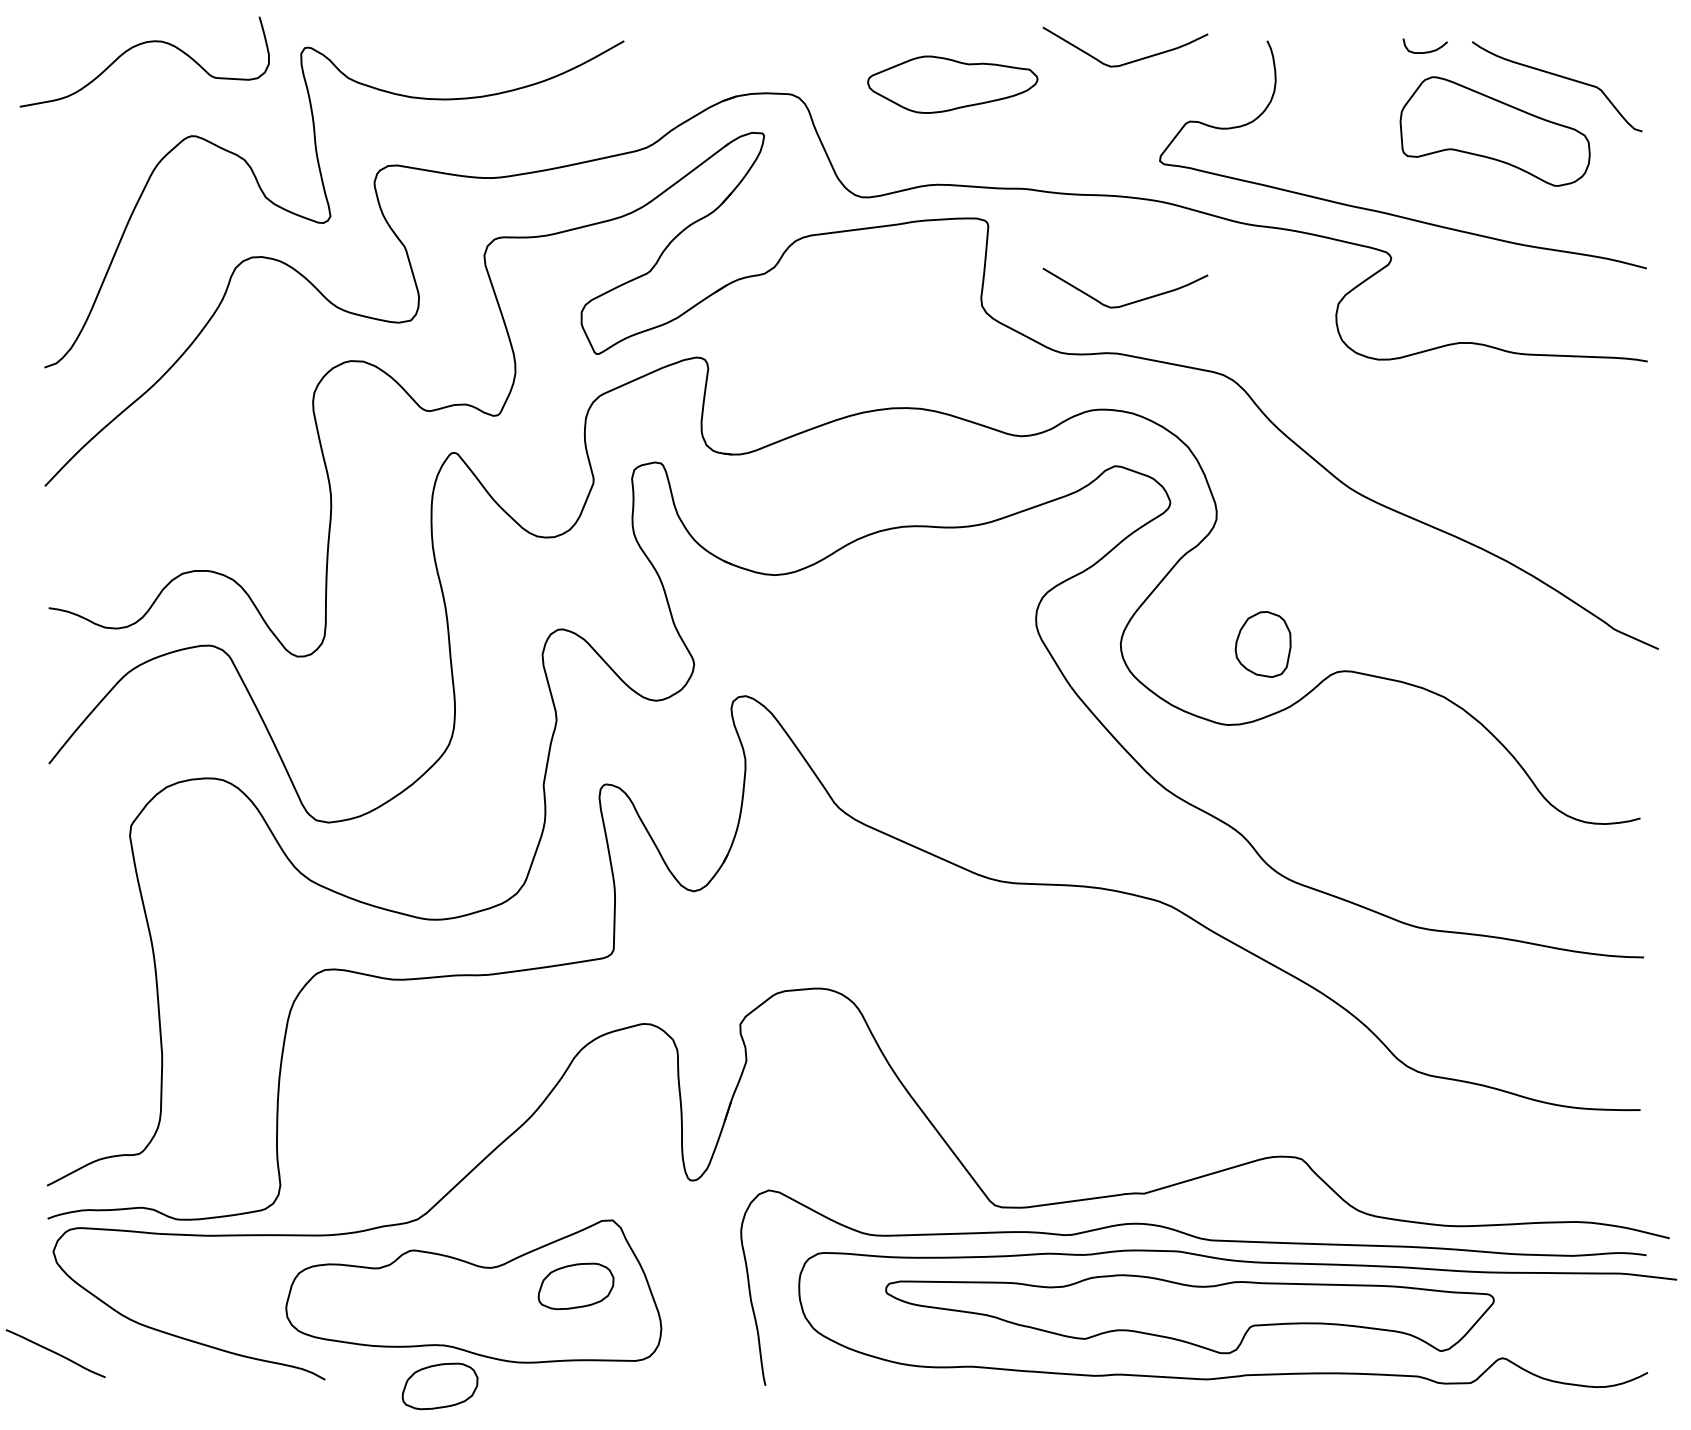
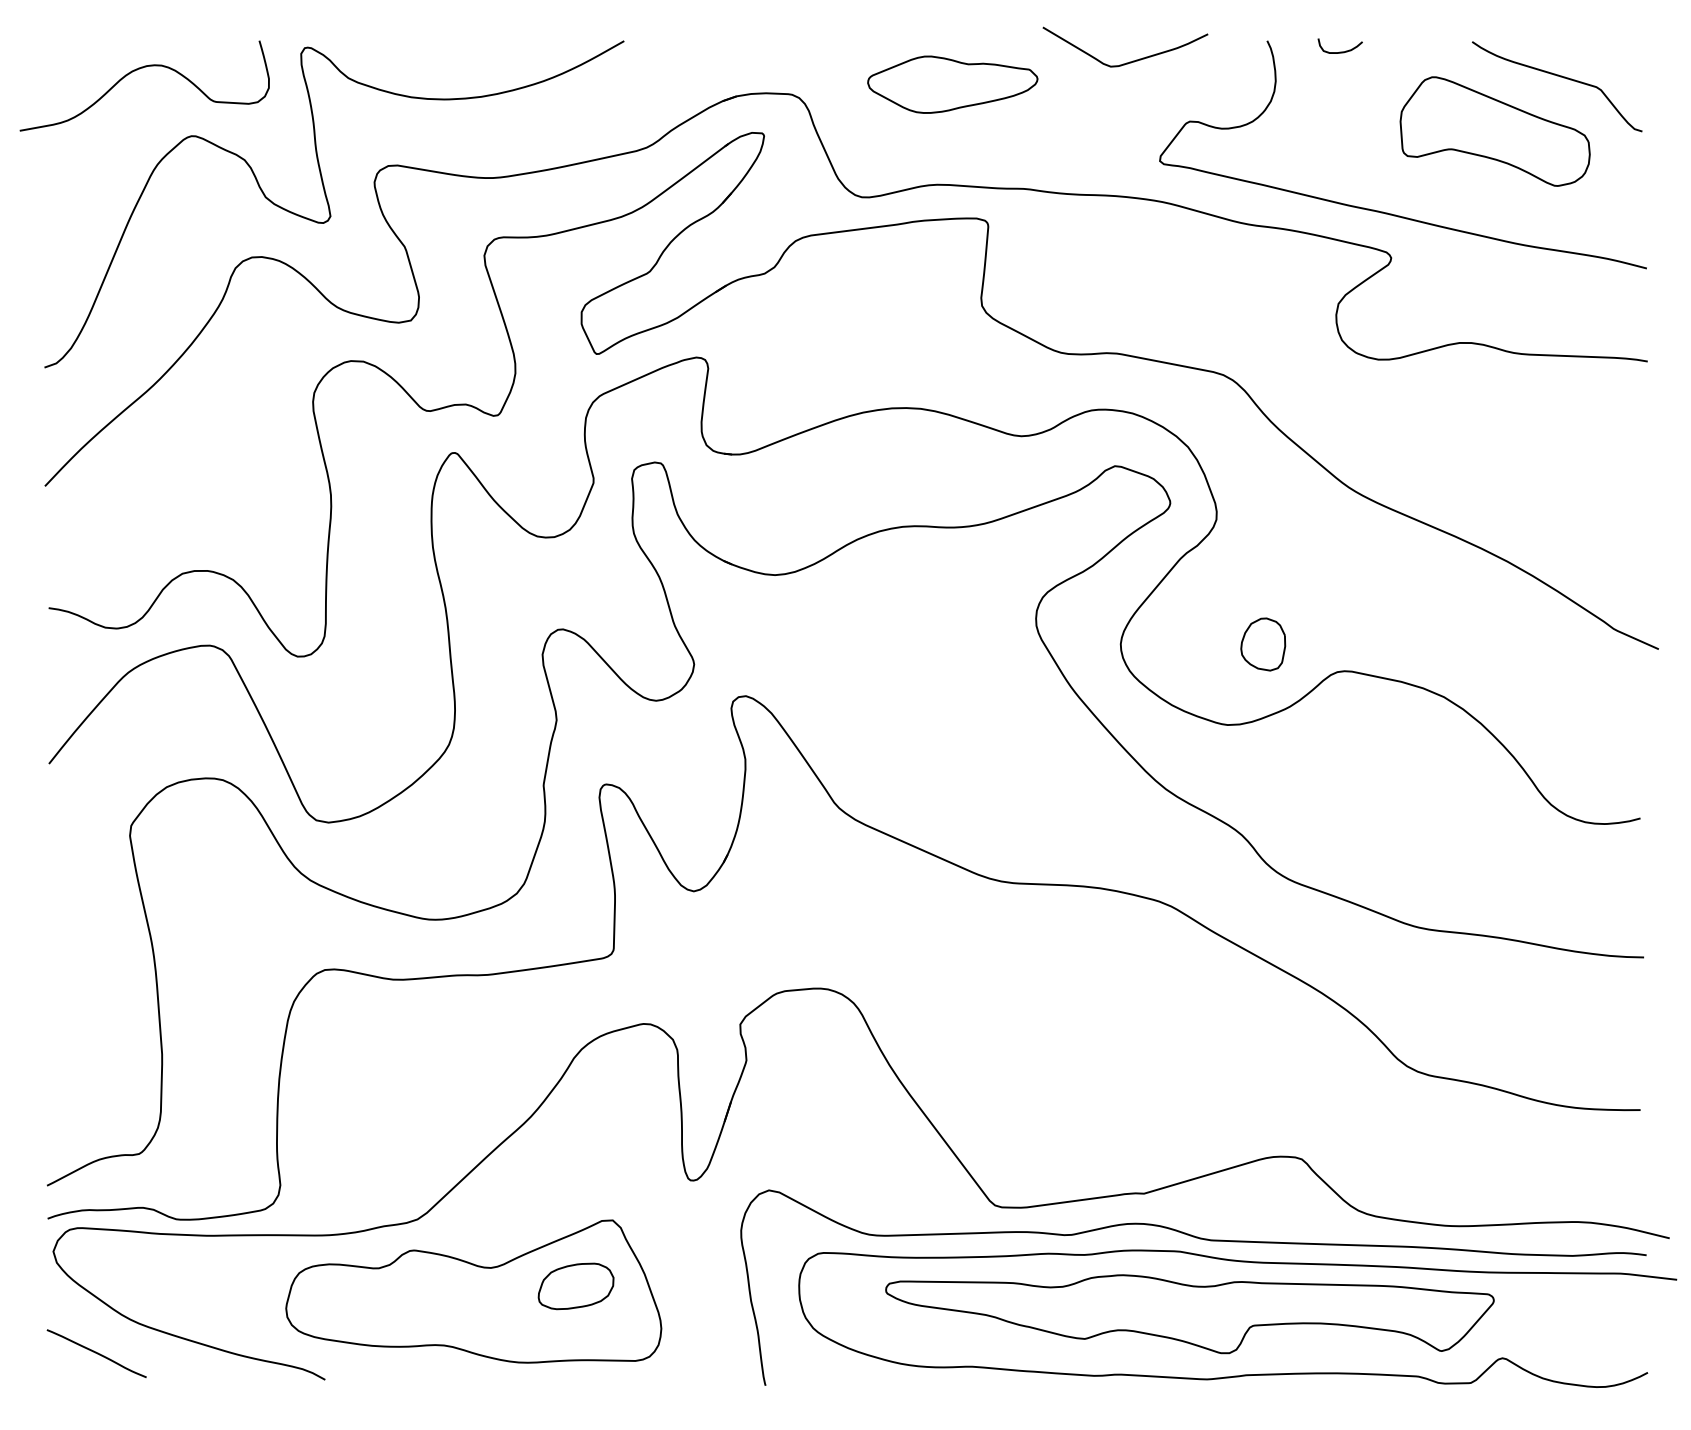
curve position: (137, 46) -> (137, 70) (137, 70)
curve position: (1424, 51) -> (1339, 51) (1339, 51)
curve: present -> none (1129, 302)
part size: 58x67 px -> 47x55 px (1263, 644)
curve position: (55, 1353) -> (96, 1353) (96, 1353)
part: present -> none (439, 1386)
